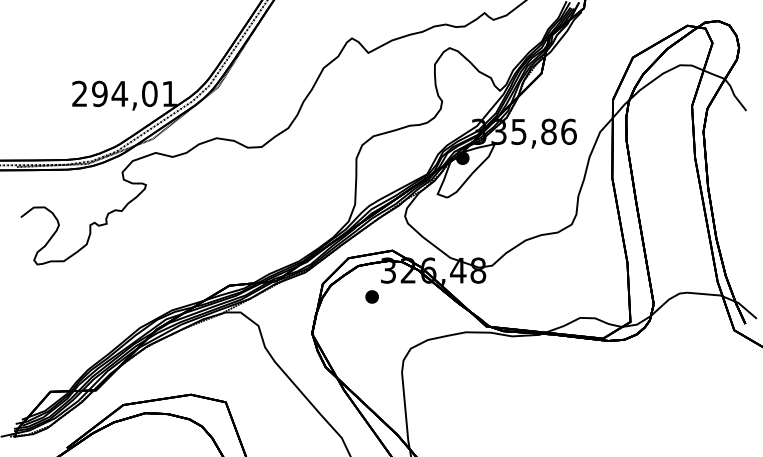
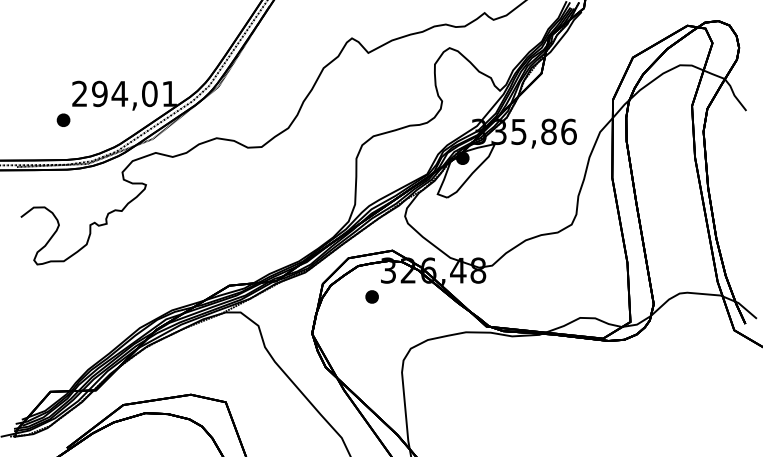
part: none -> present (63, 119)
